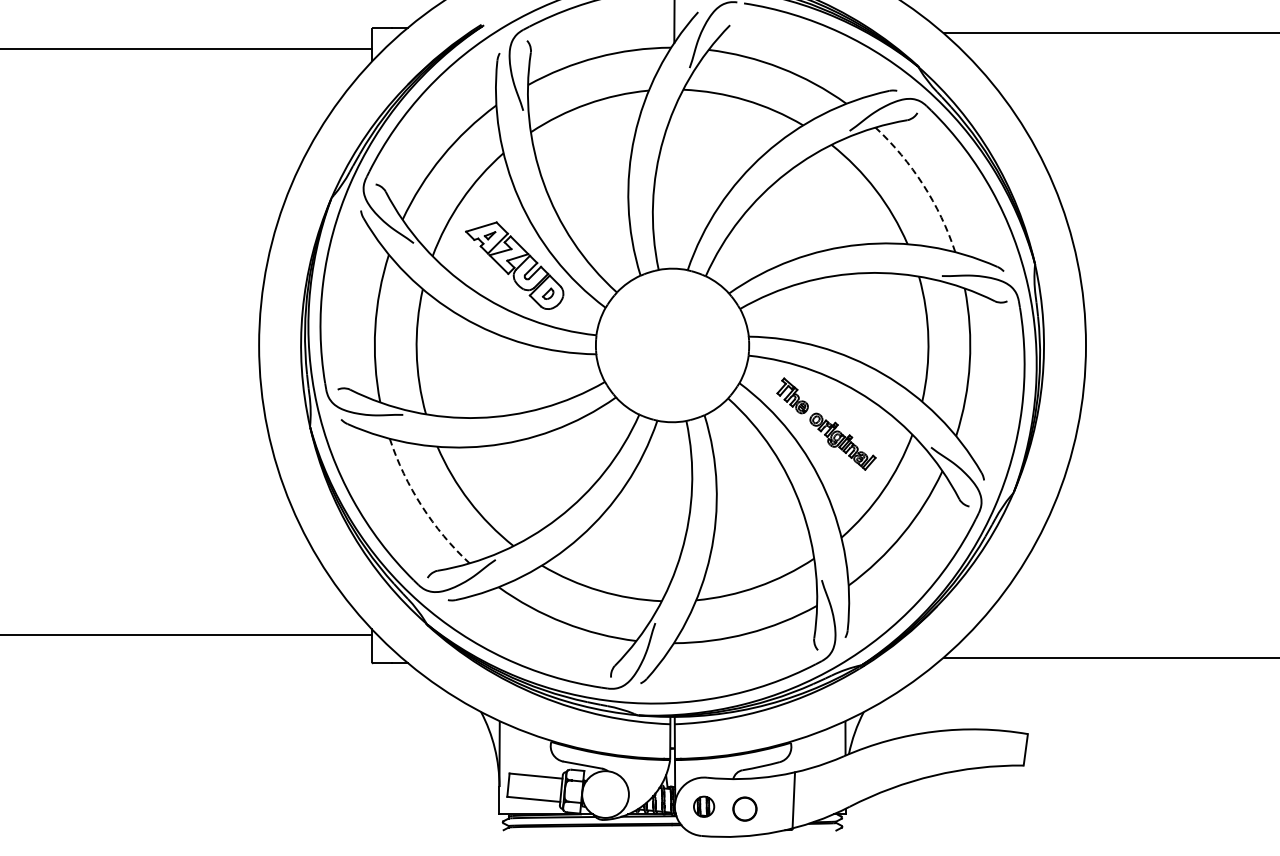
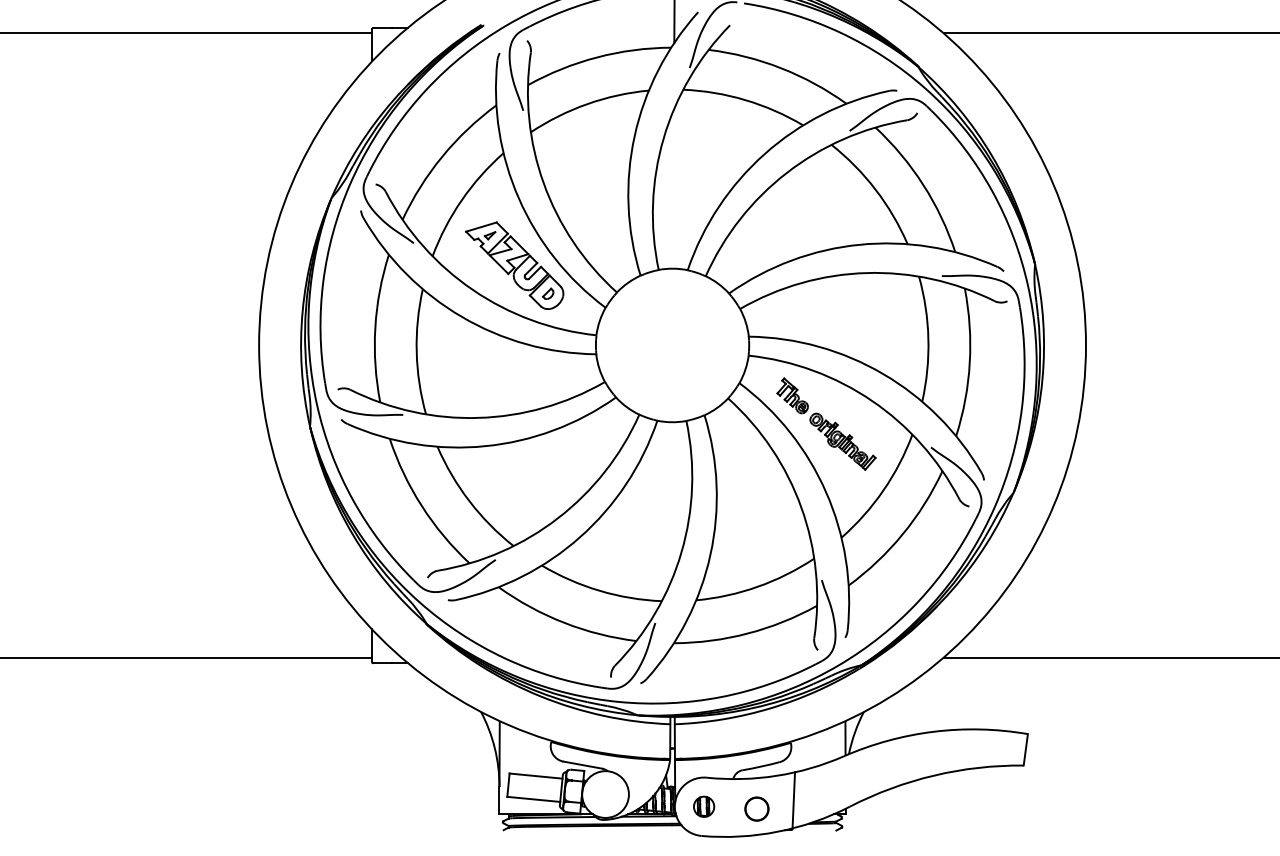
line position: (187, 49) -> (187, 33) (187, 33)
arc: dashed -> solid (923, 184)
arc: dashed -> solid (421, 506)
line position: (187, 634) -> (187, 657) (187, 657)
circle position: (744, 808) -> (756, 808) (756, 808)
